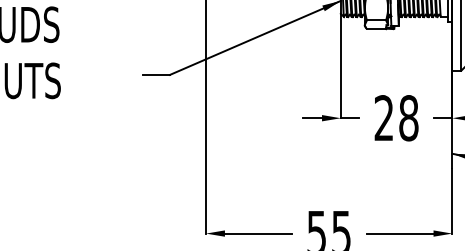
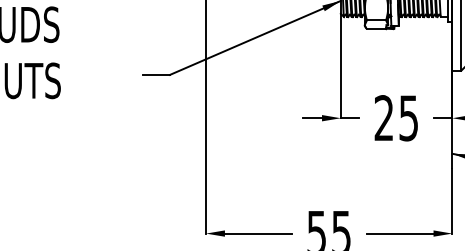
text: 28 -> 25 (408, 118)
